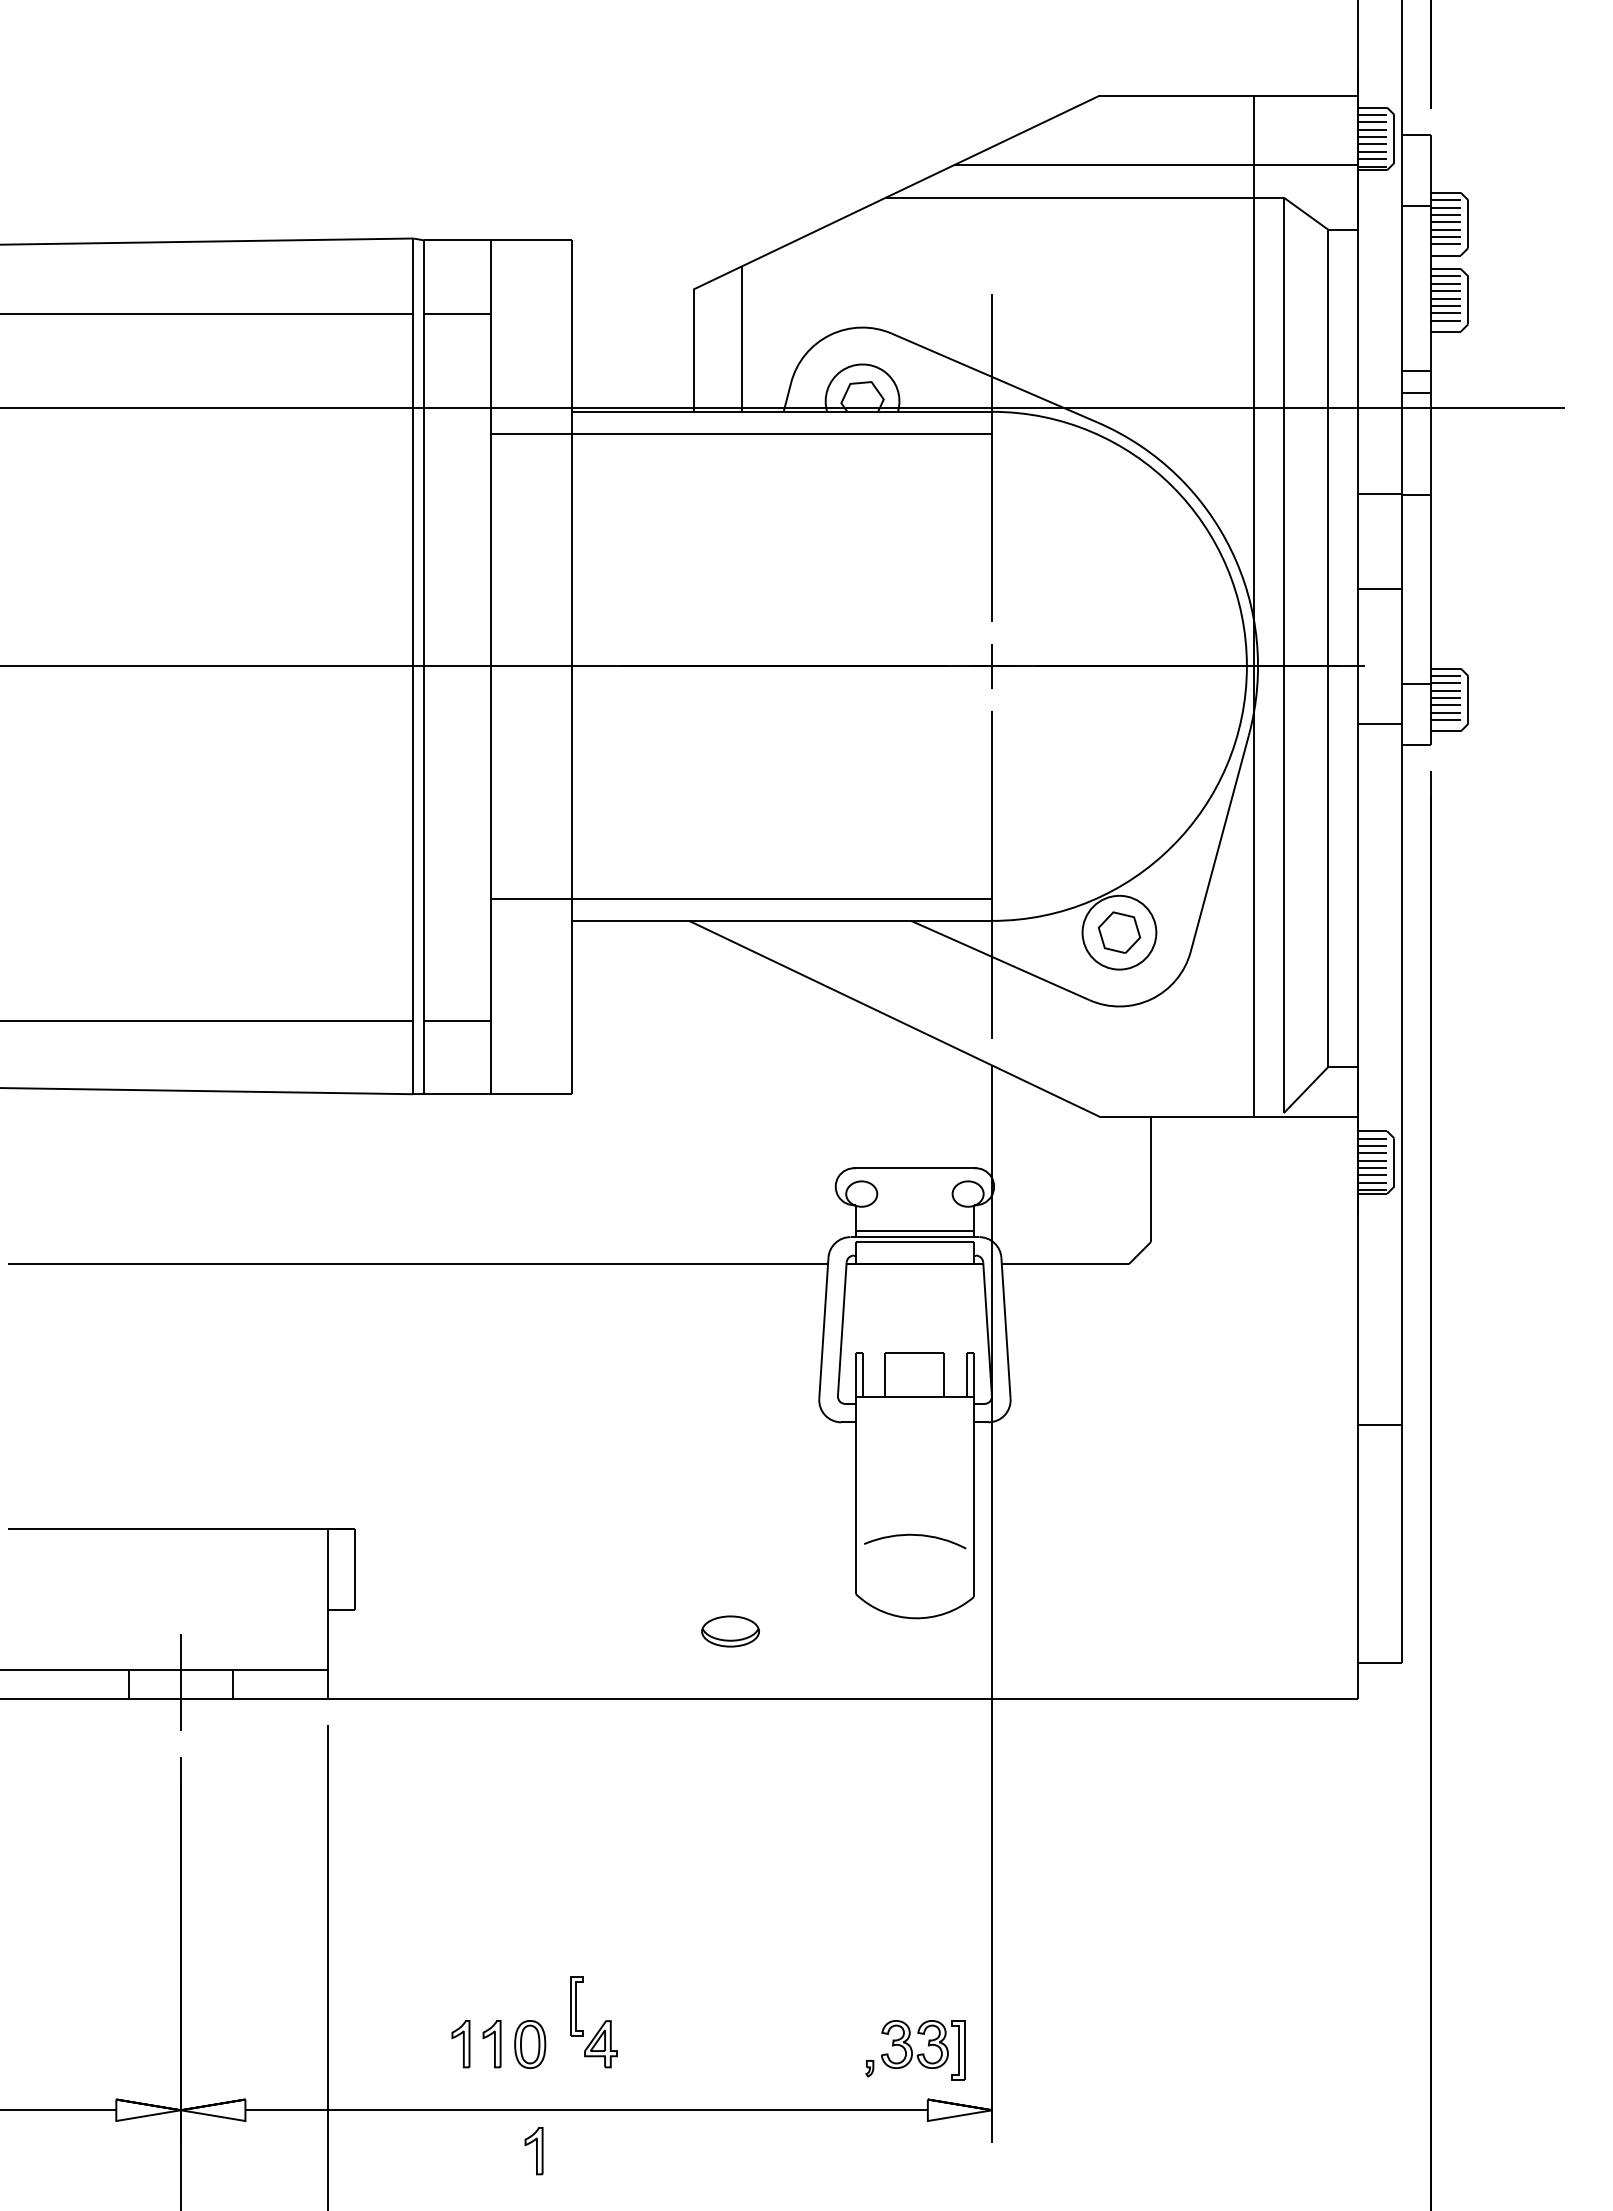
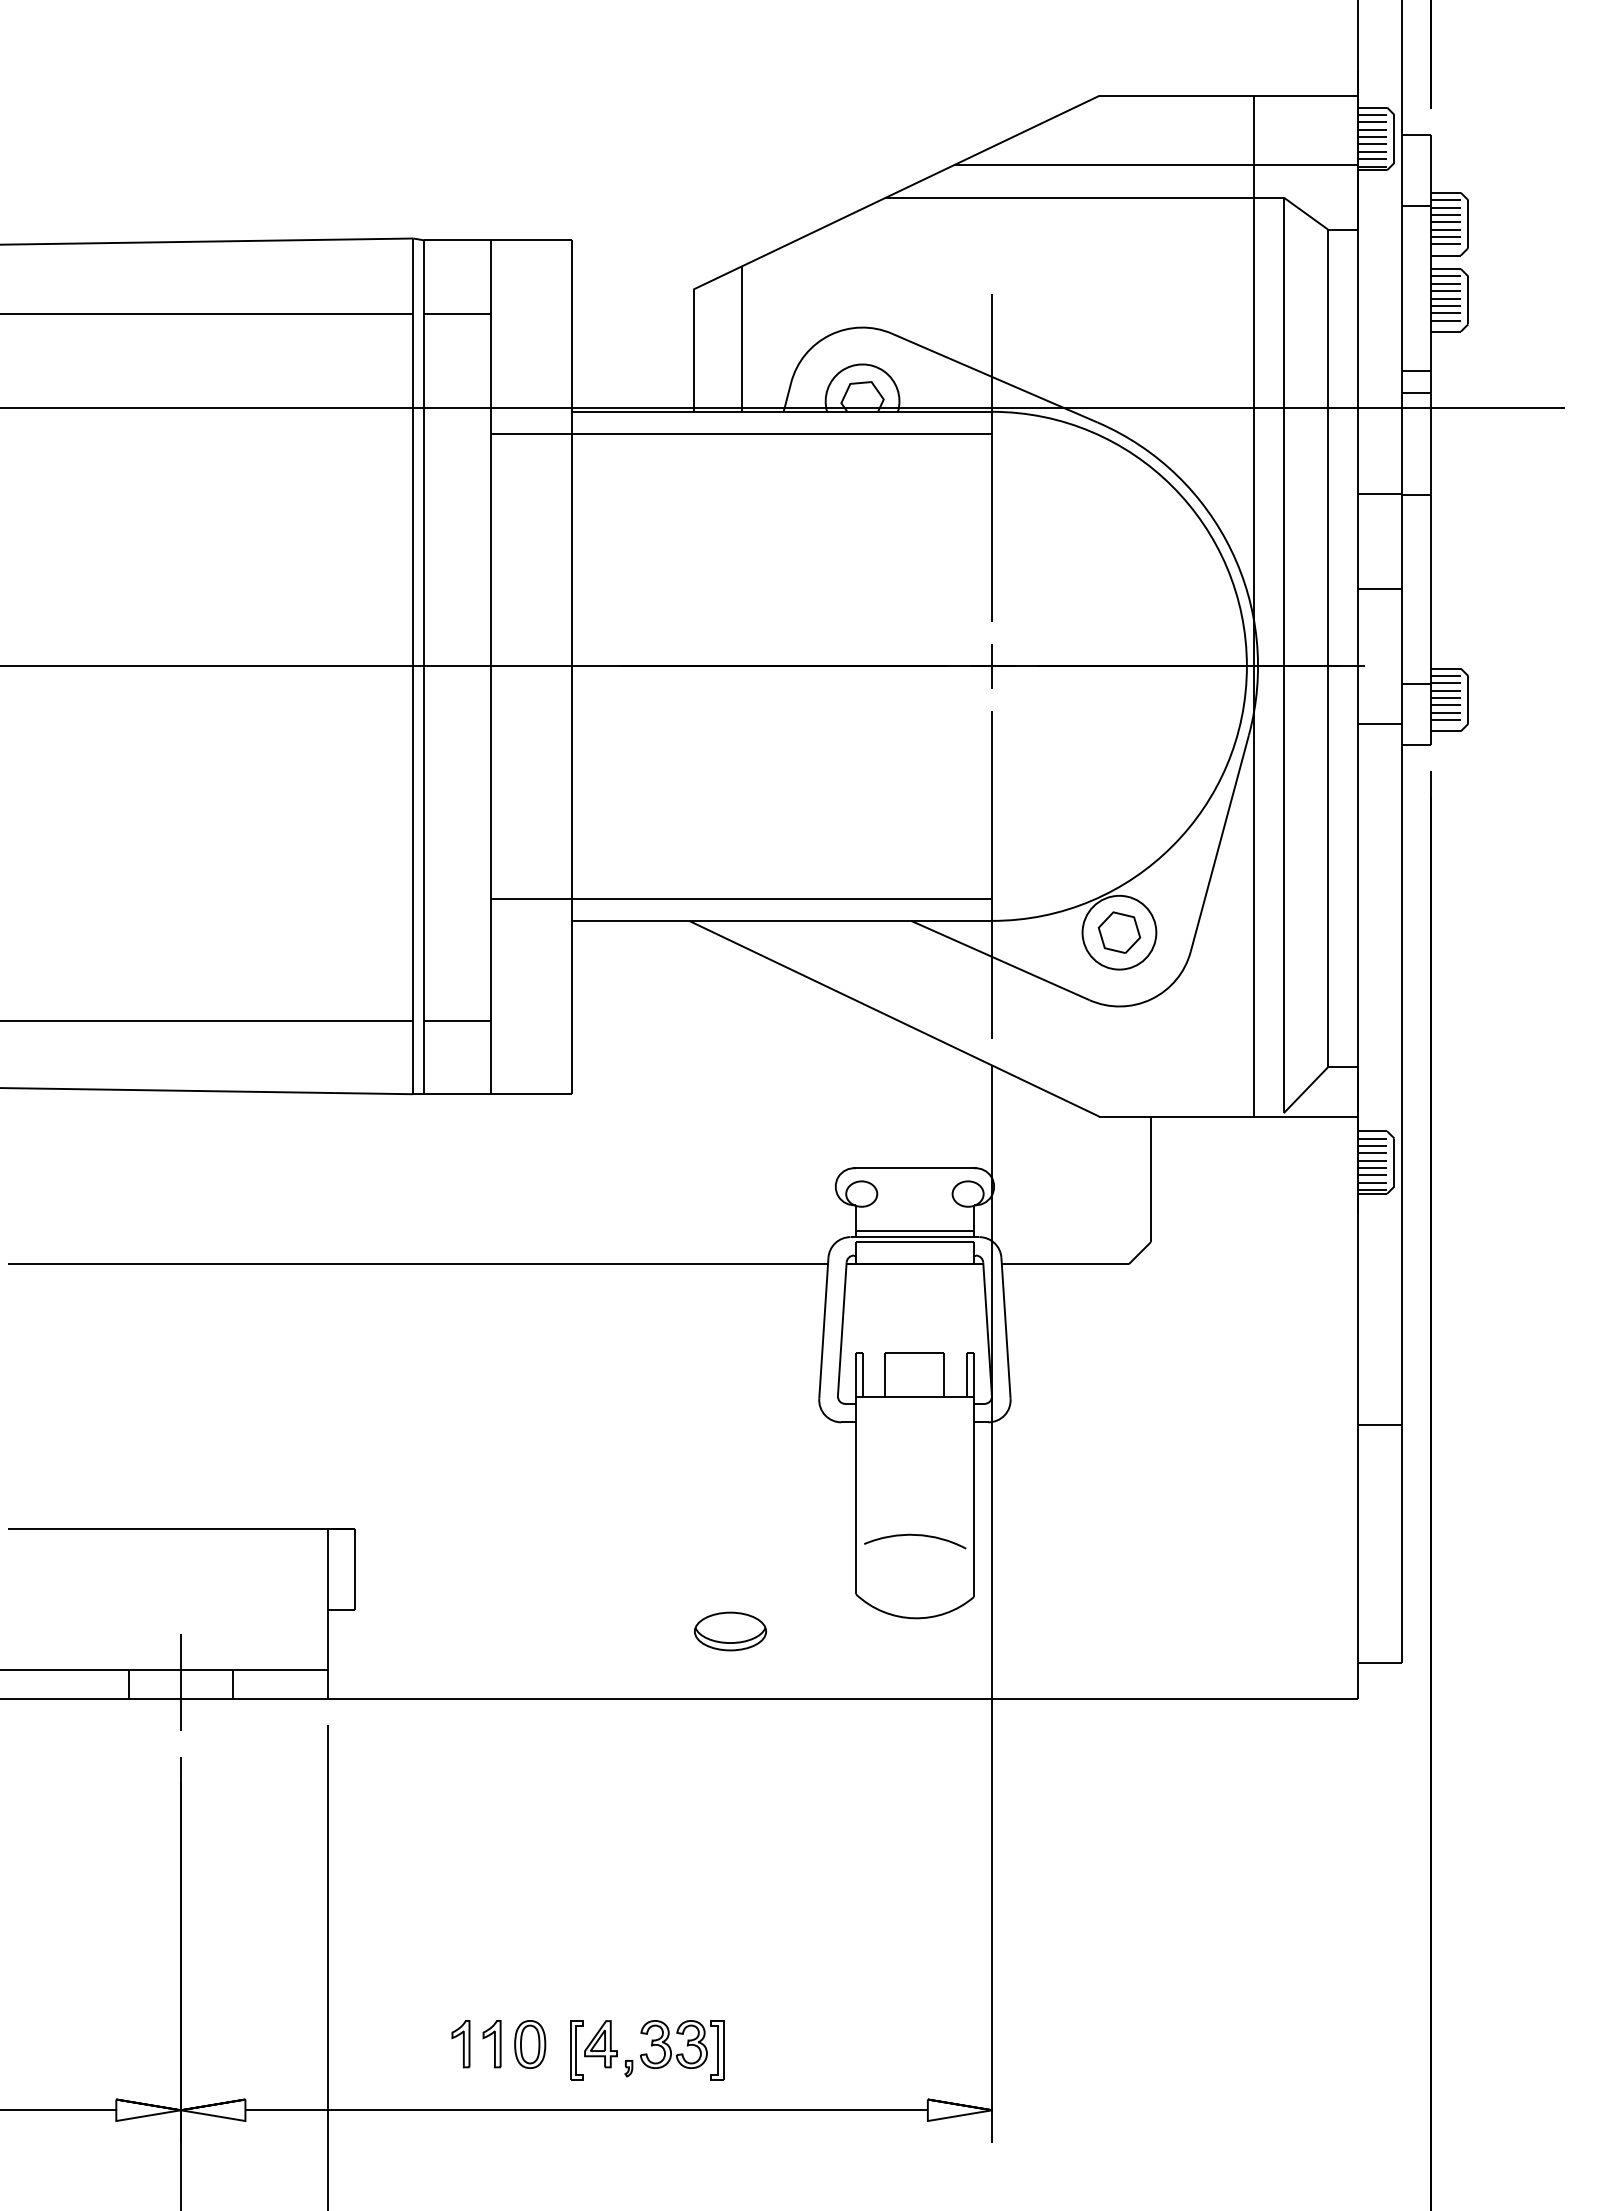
part size: 59x33 px -> 74x41 px (730, 1631)
part position: (576, 2006) -> (576, 2050) (576, 2050)
part position: (915, 2050) -> (674, 2050) (674, 2050)
part: present -> none (533, 2151)
